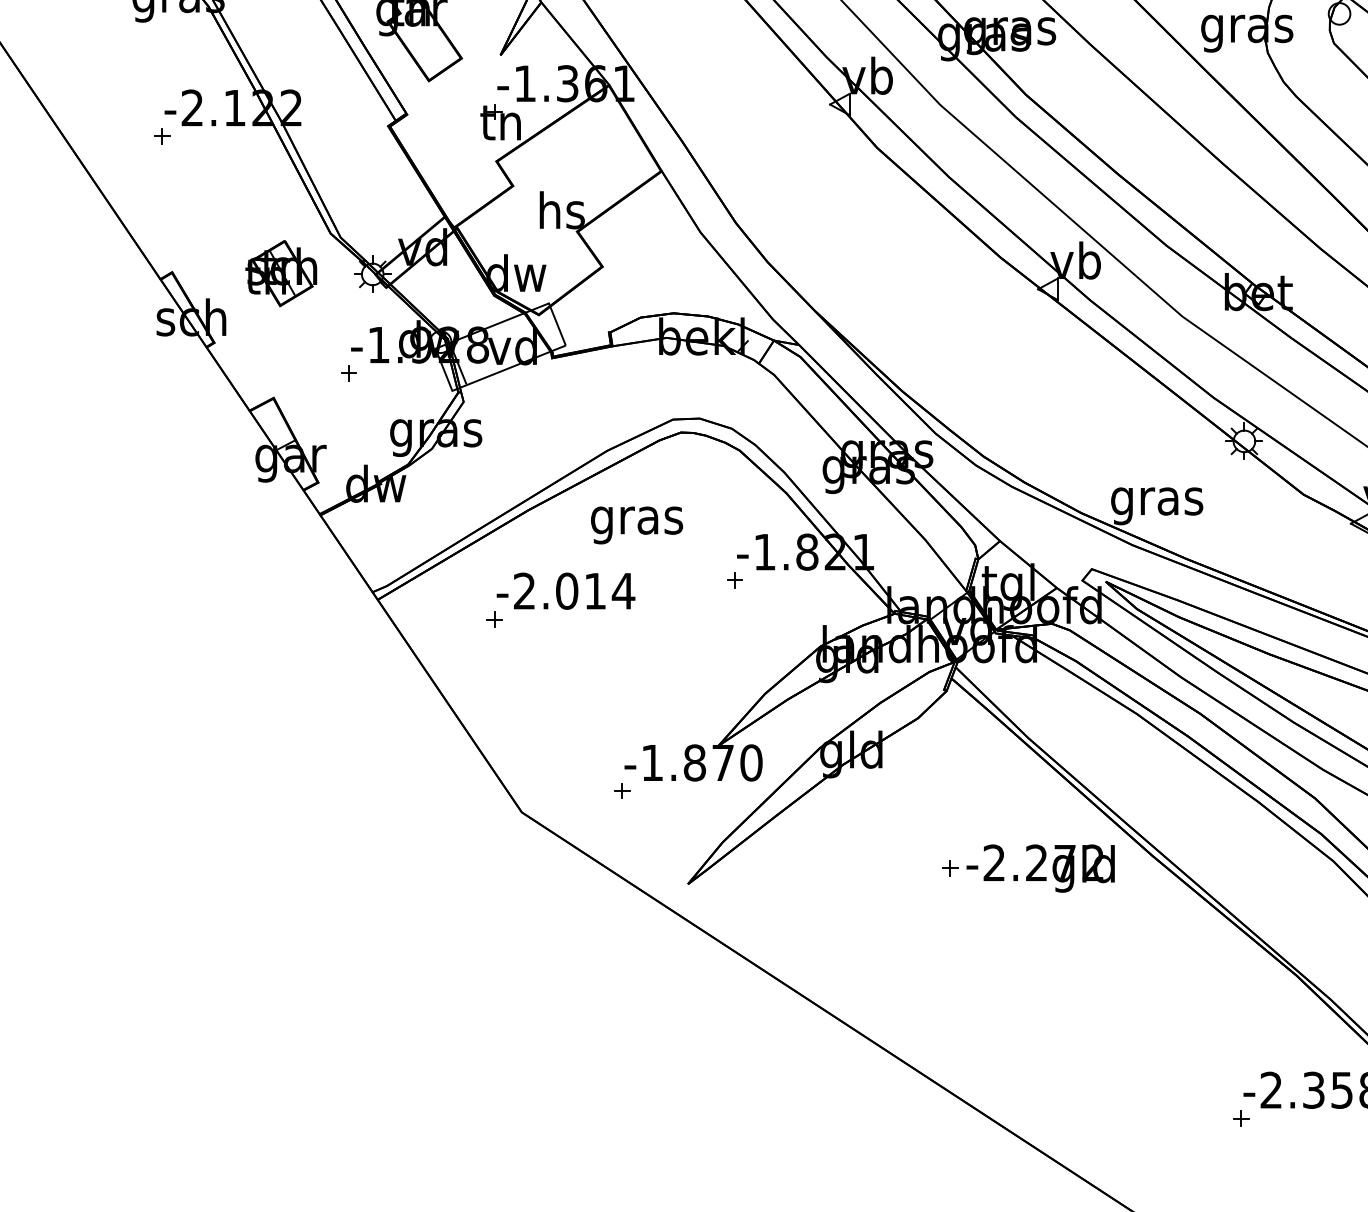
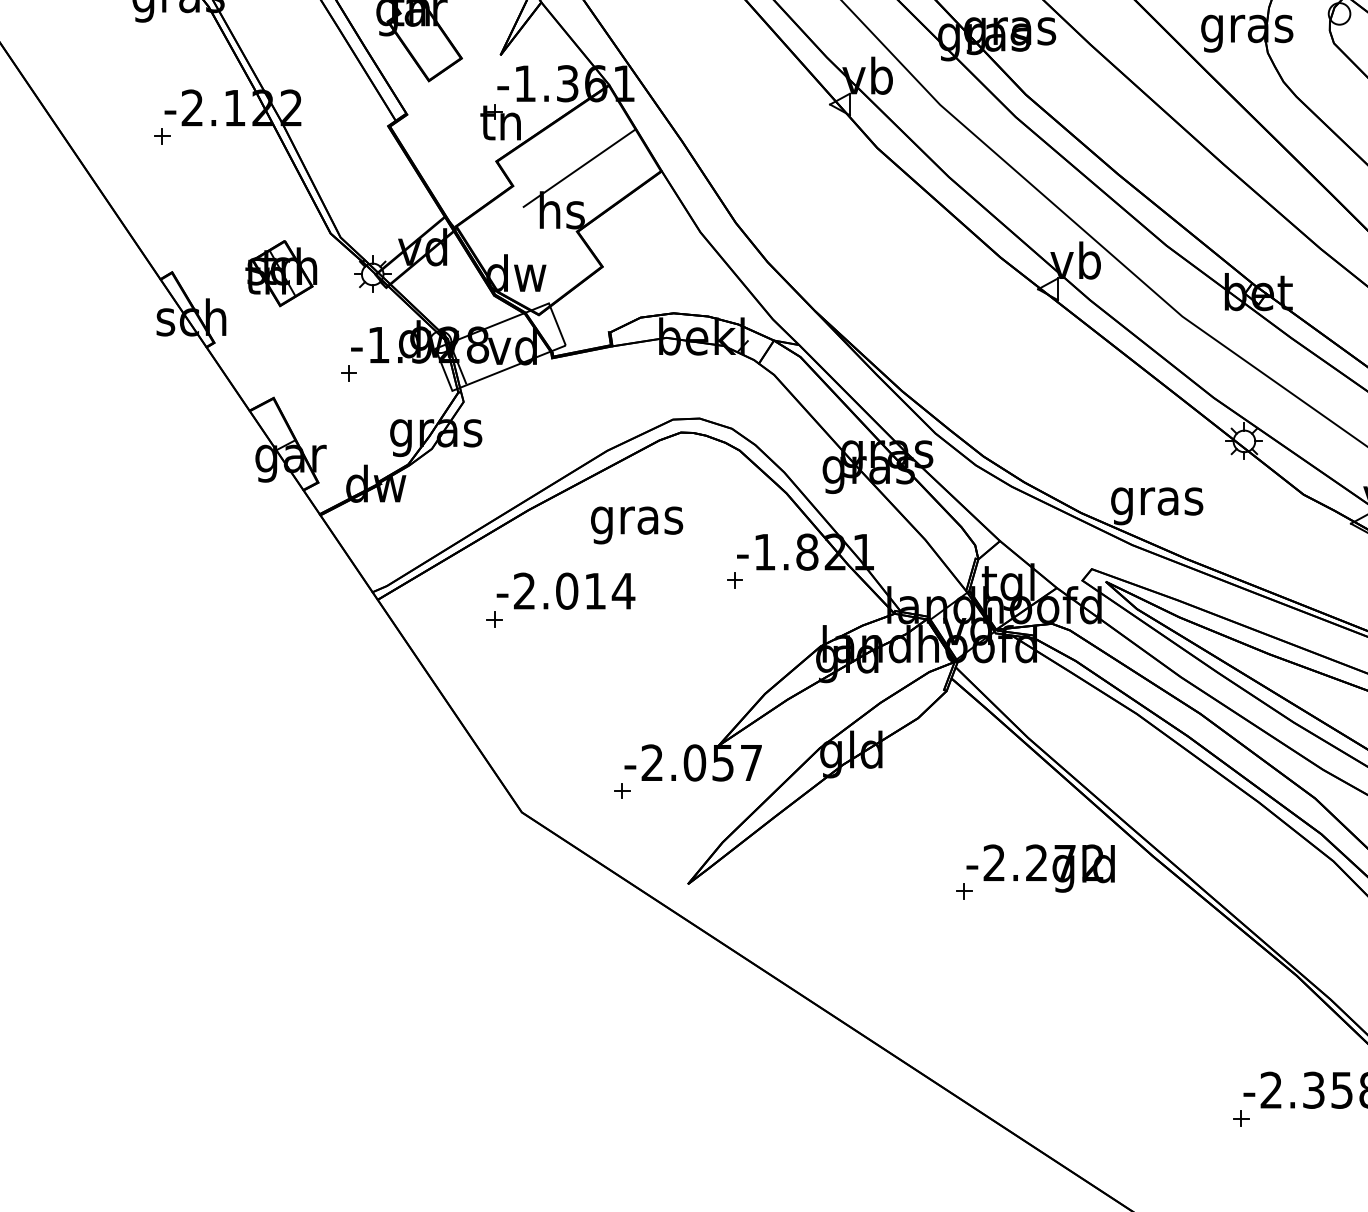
line: none -> present (578, 168)
text: -1.870 -> -2.057 (701, 762)
part position: (950, 868) -> (964, 891) (964, 891)
